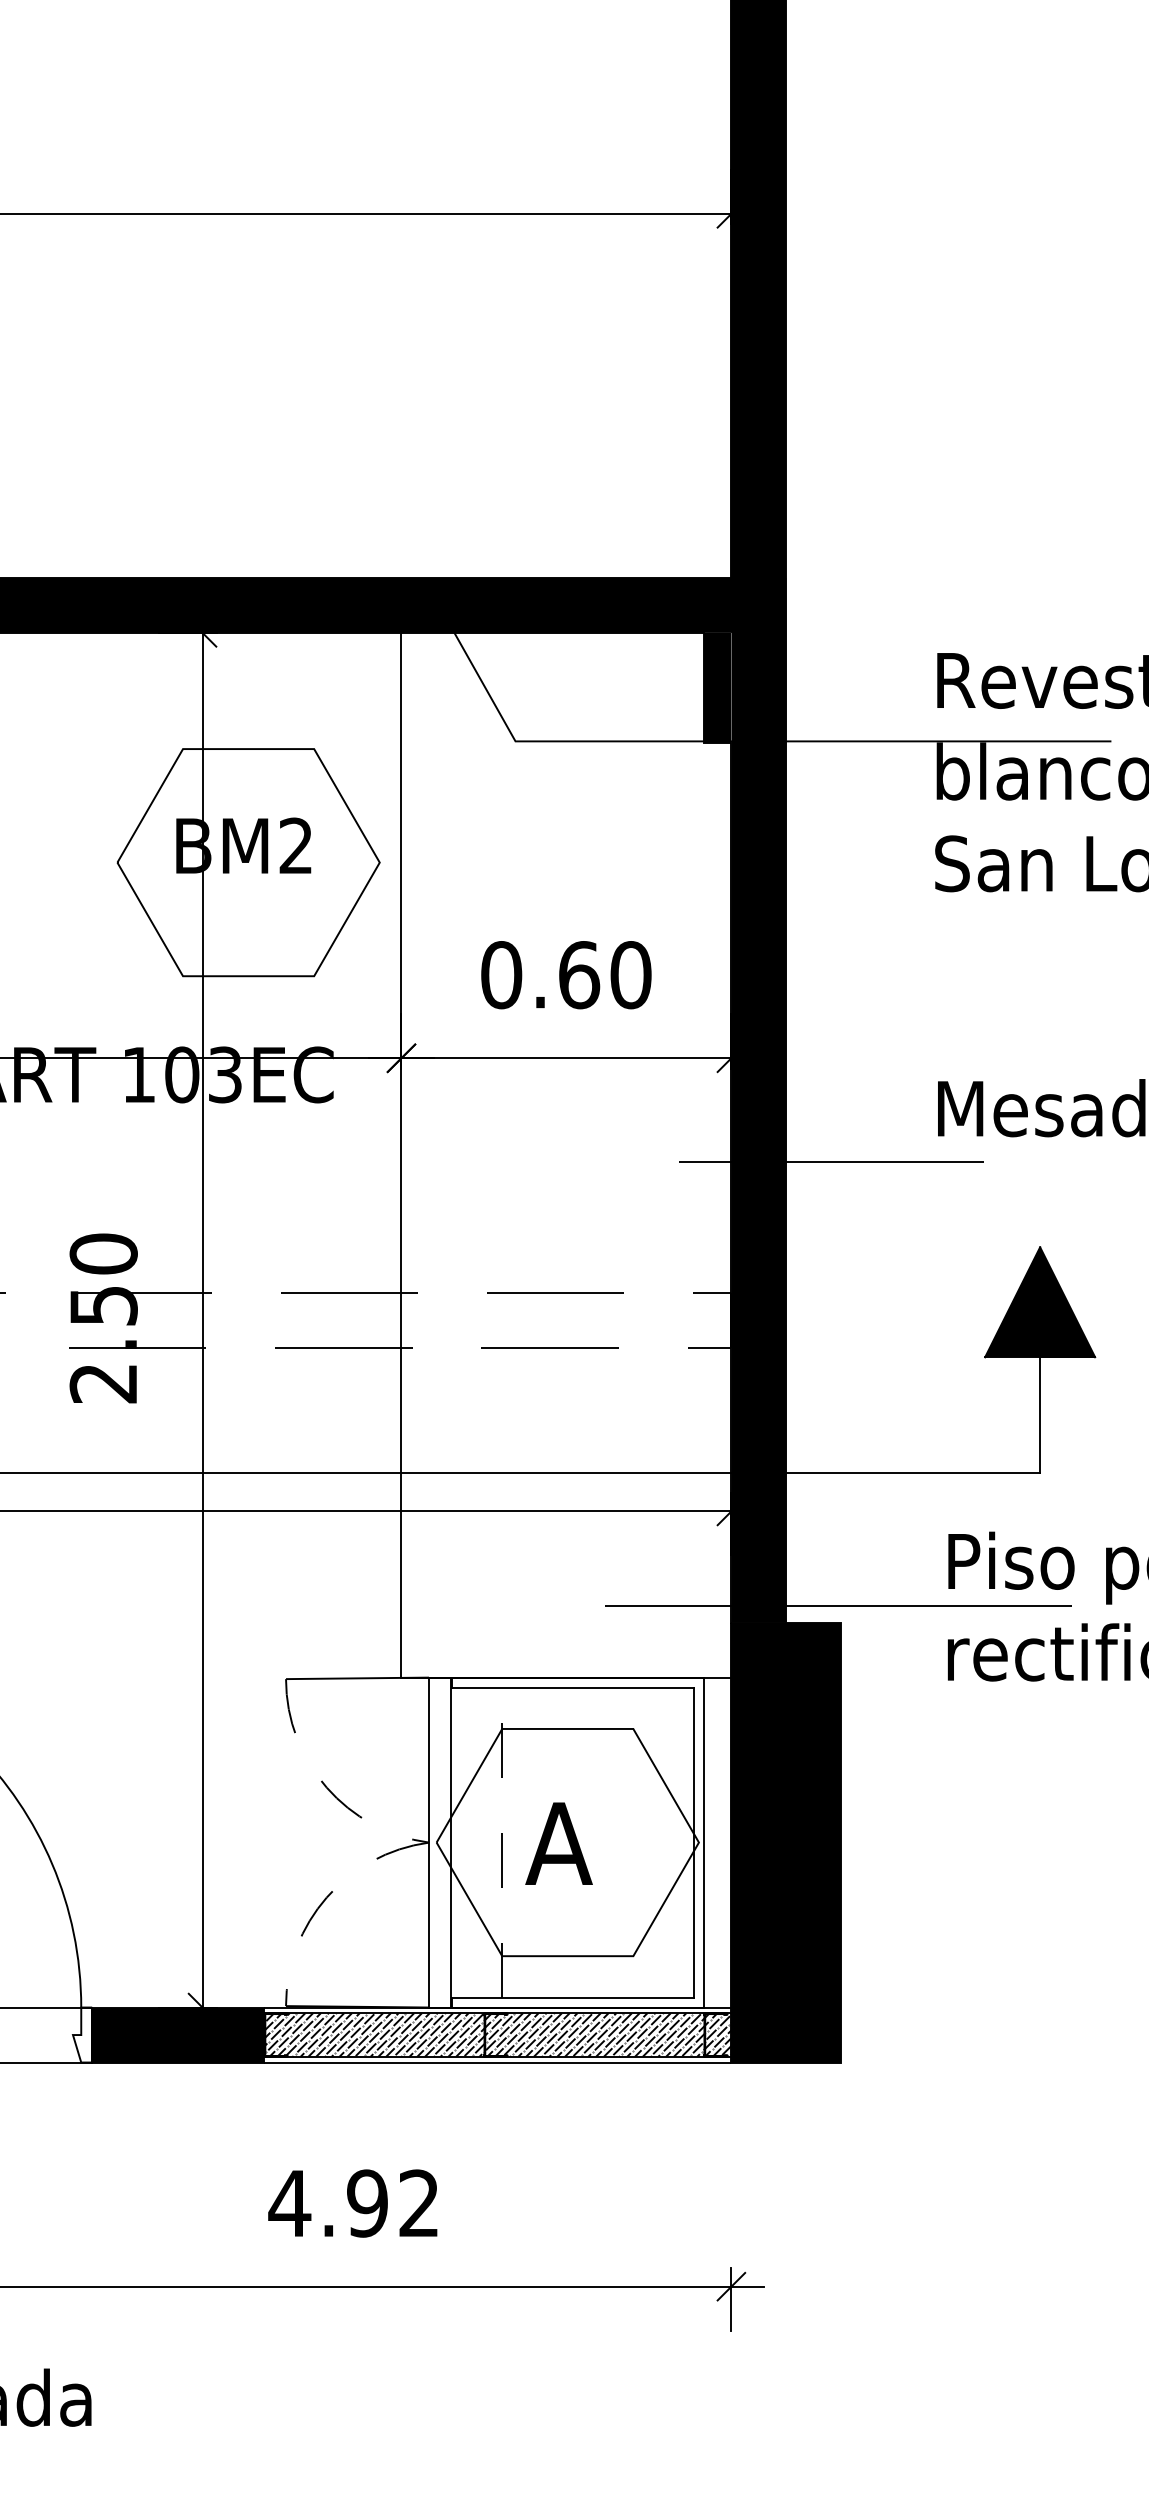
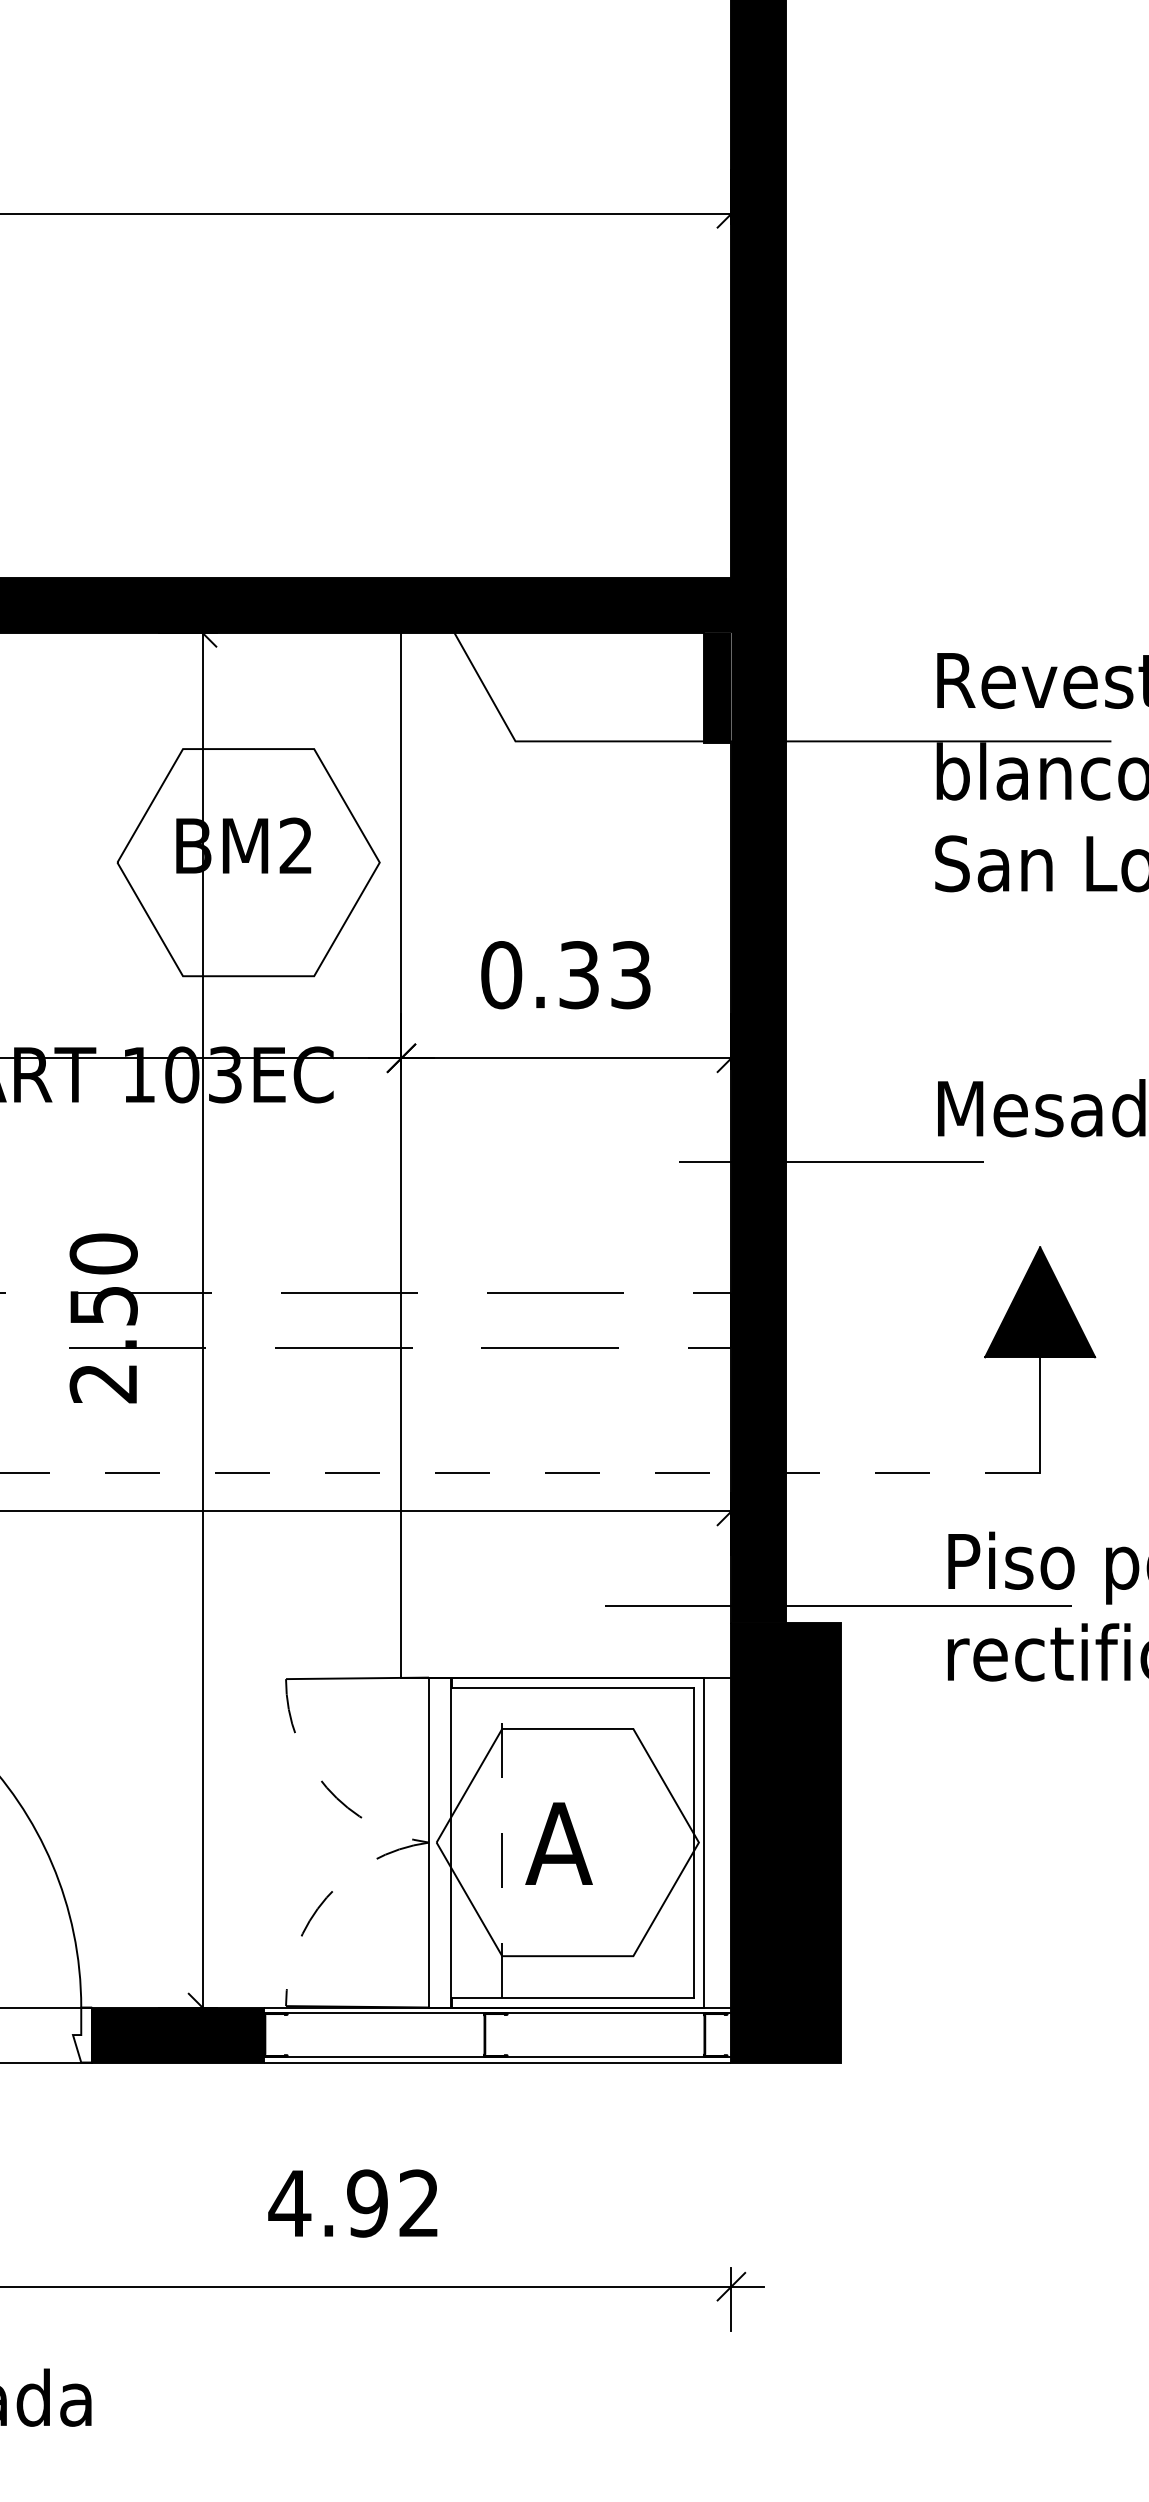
text: 0.60 -> 0.33 (605, 975)
line: solid -> dashed (520, 1472)
hatch: present -> none (497, 2034)
